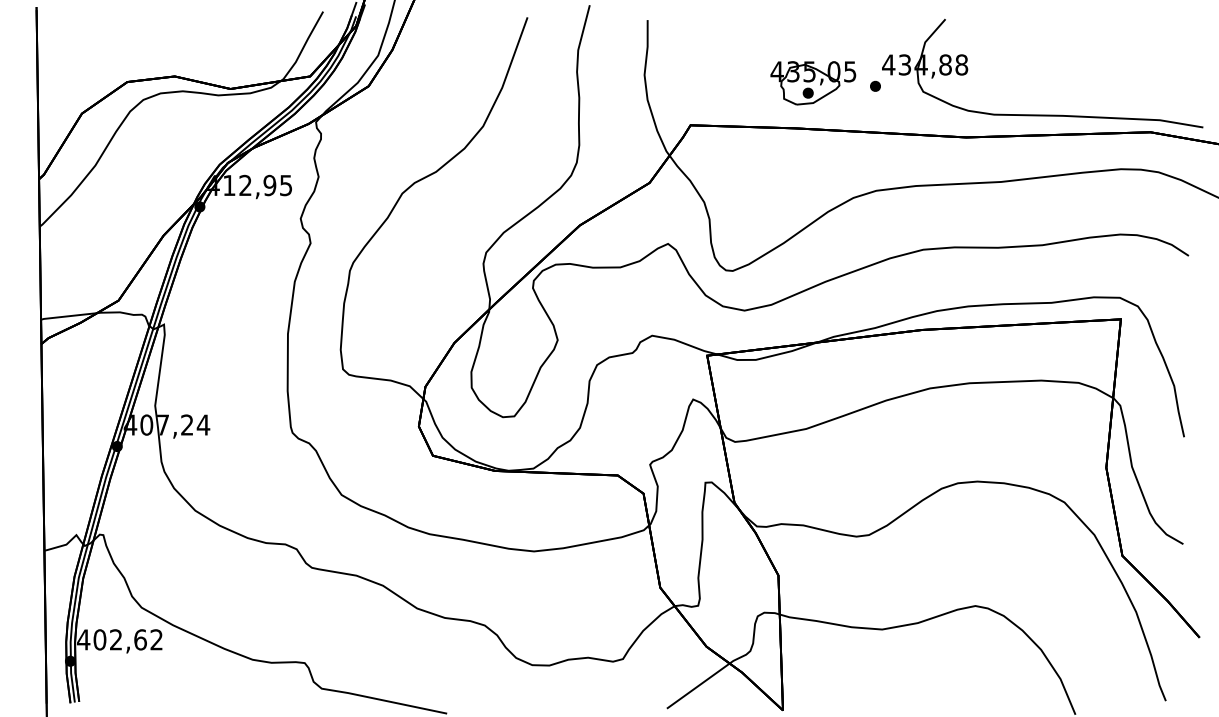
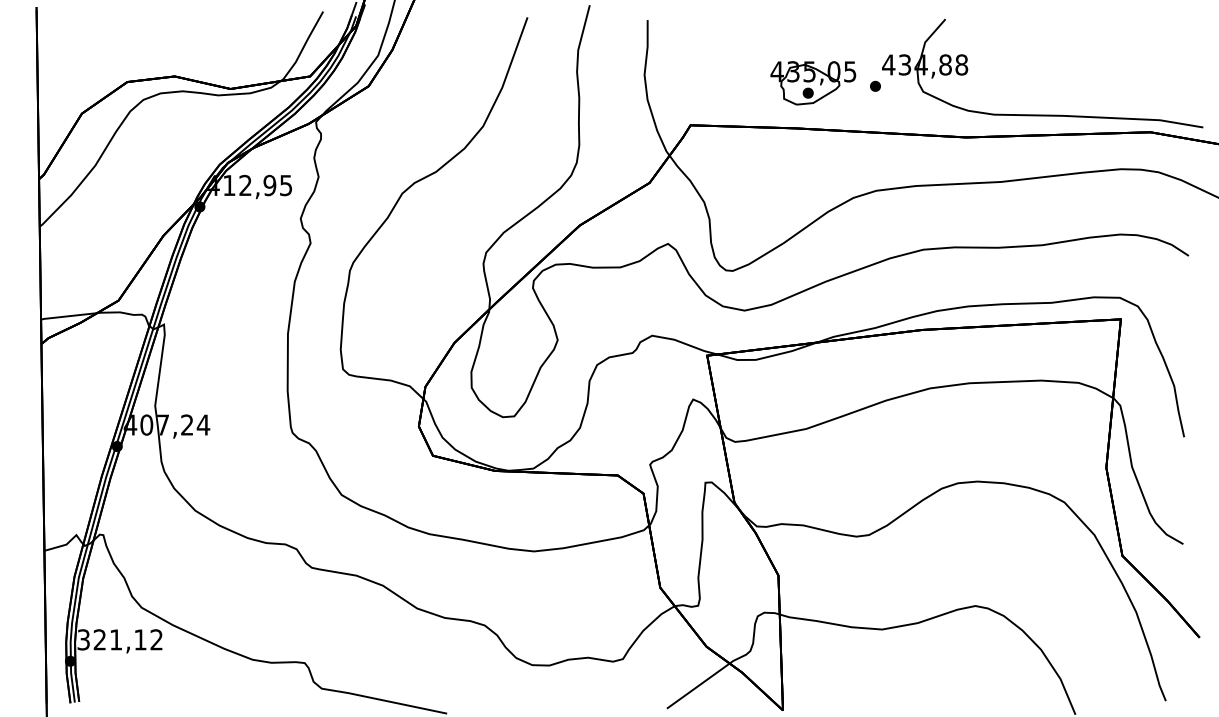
text: 402,62 -> 321,12 (111, 639)
